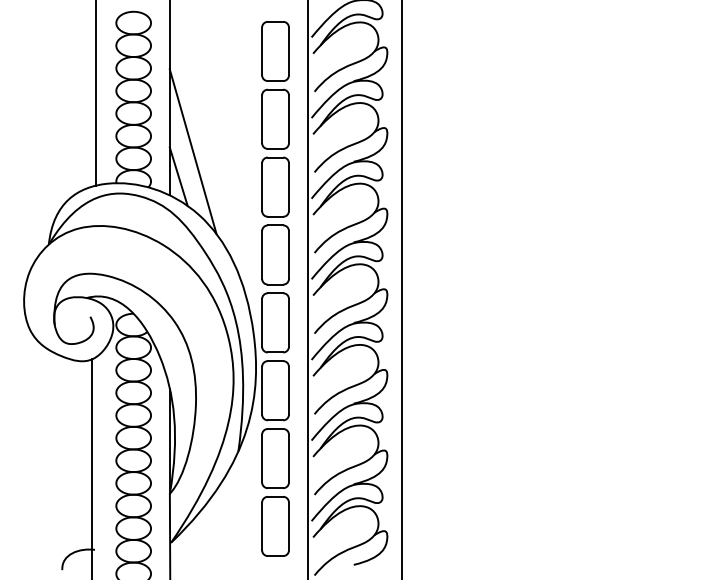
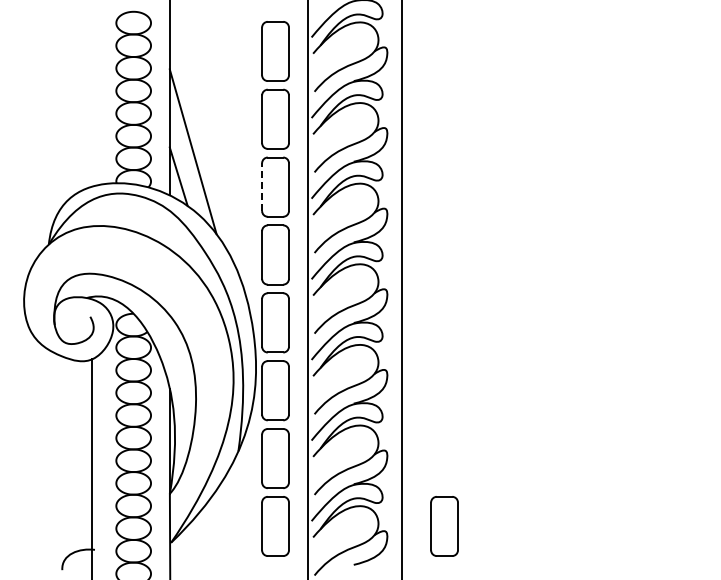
line: present -> none (95, 93)
line: solid -> dashed (262, 187)
part: none -> present (444, 526)
